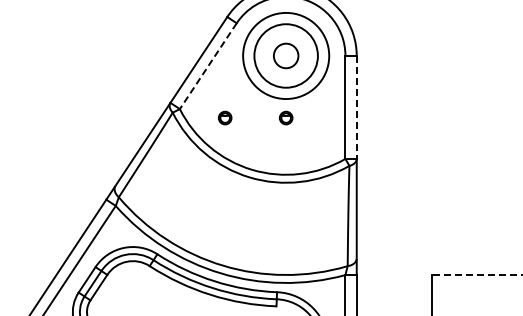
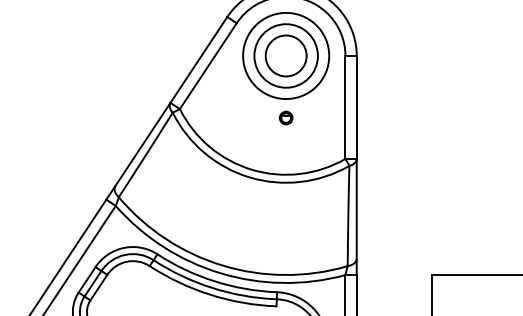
circle diameter: 25 px -> 41 px (285, 55)
line: dashed -> solid (208, 66)
line: dashed -> solid (356, 107)
part: present -> none (225, 117)
line: dashed -> solid (476, 274)
